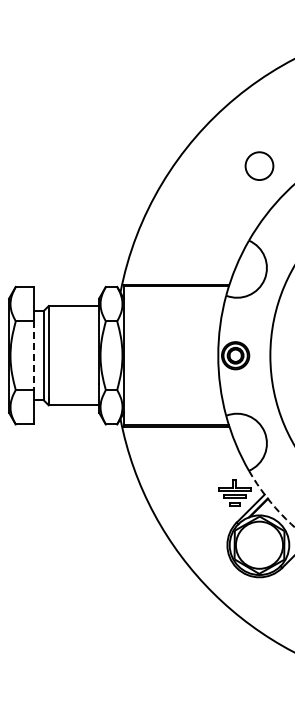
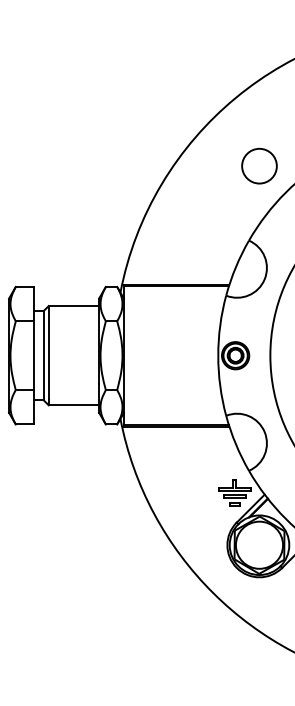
circle size: 31x30 px -> 37x38 px (259, 165)
line: dashed -> solid (33, 356)
arc: dashed -> solid (270, 501)
